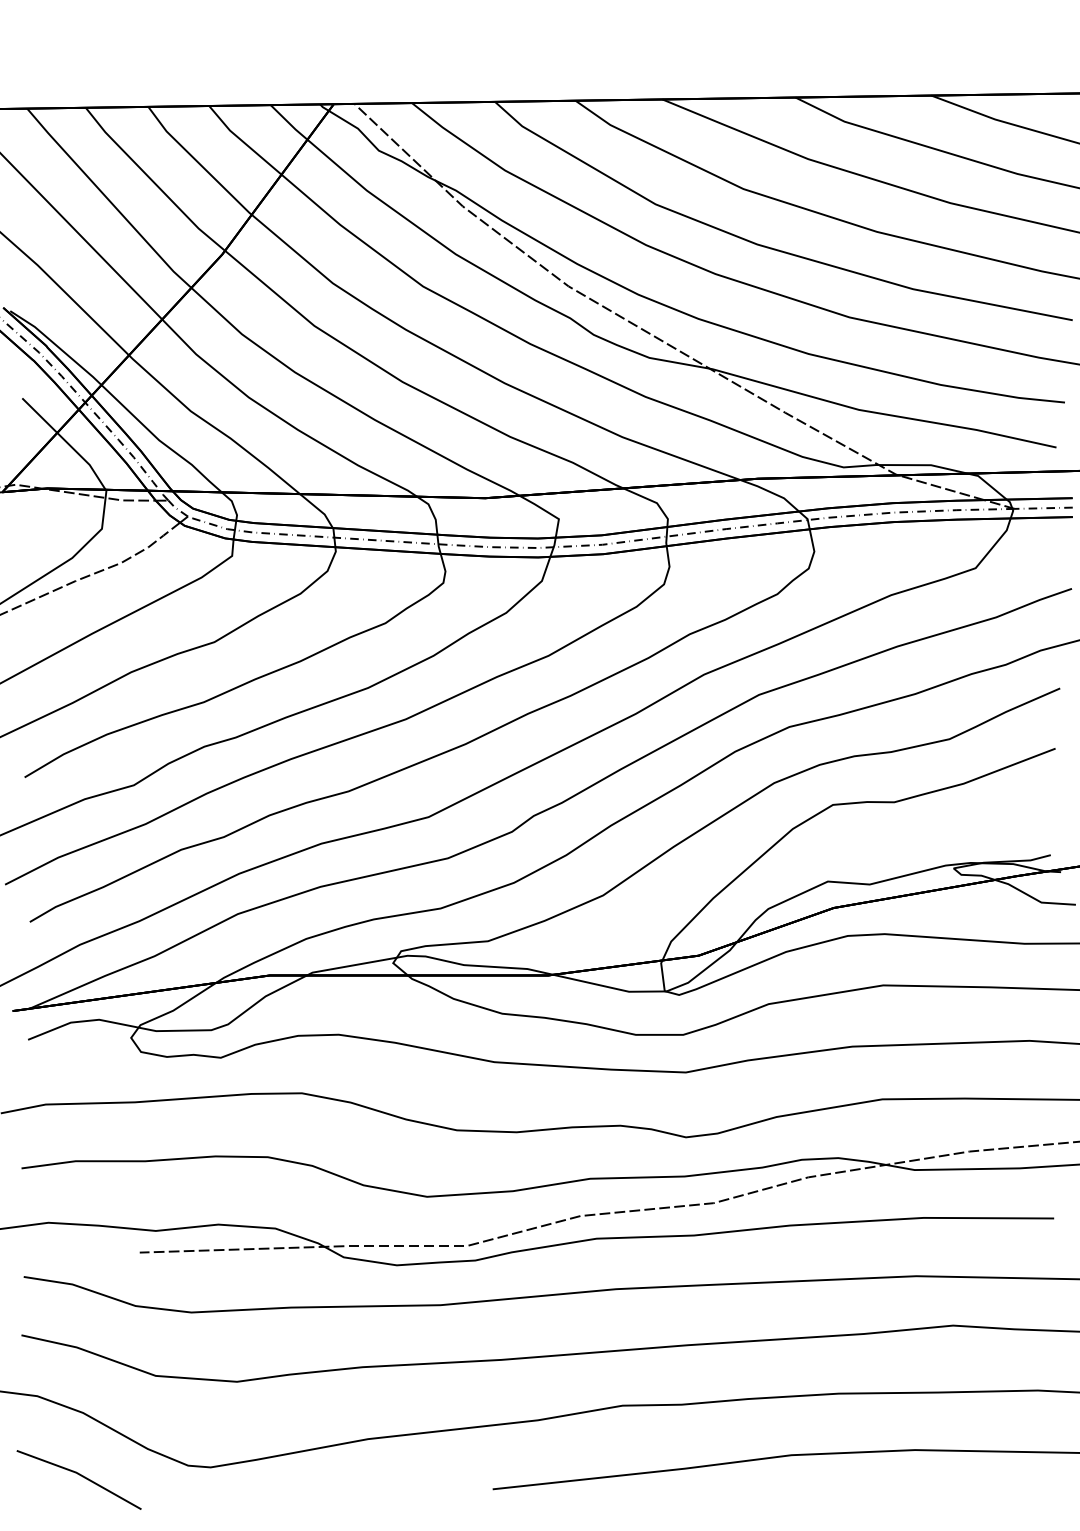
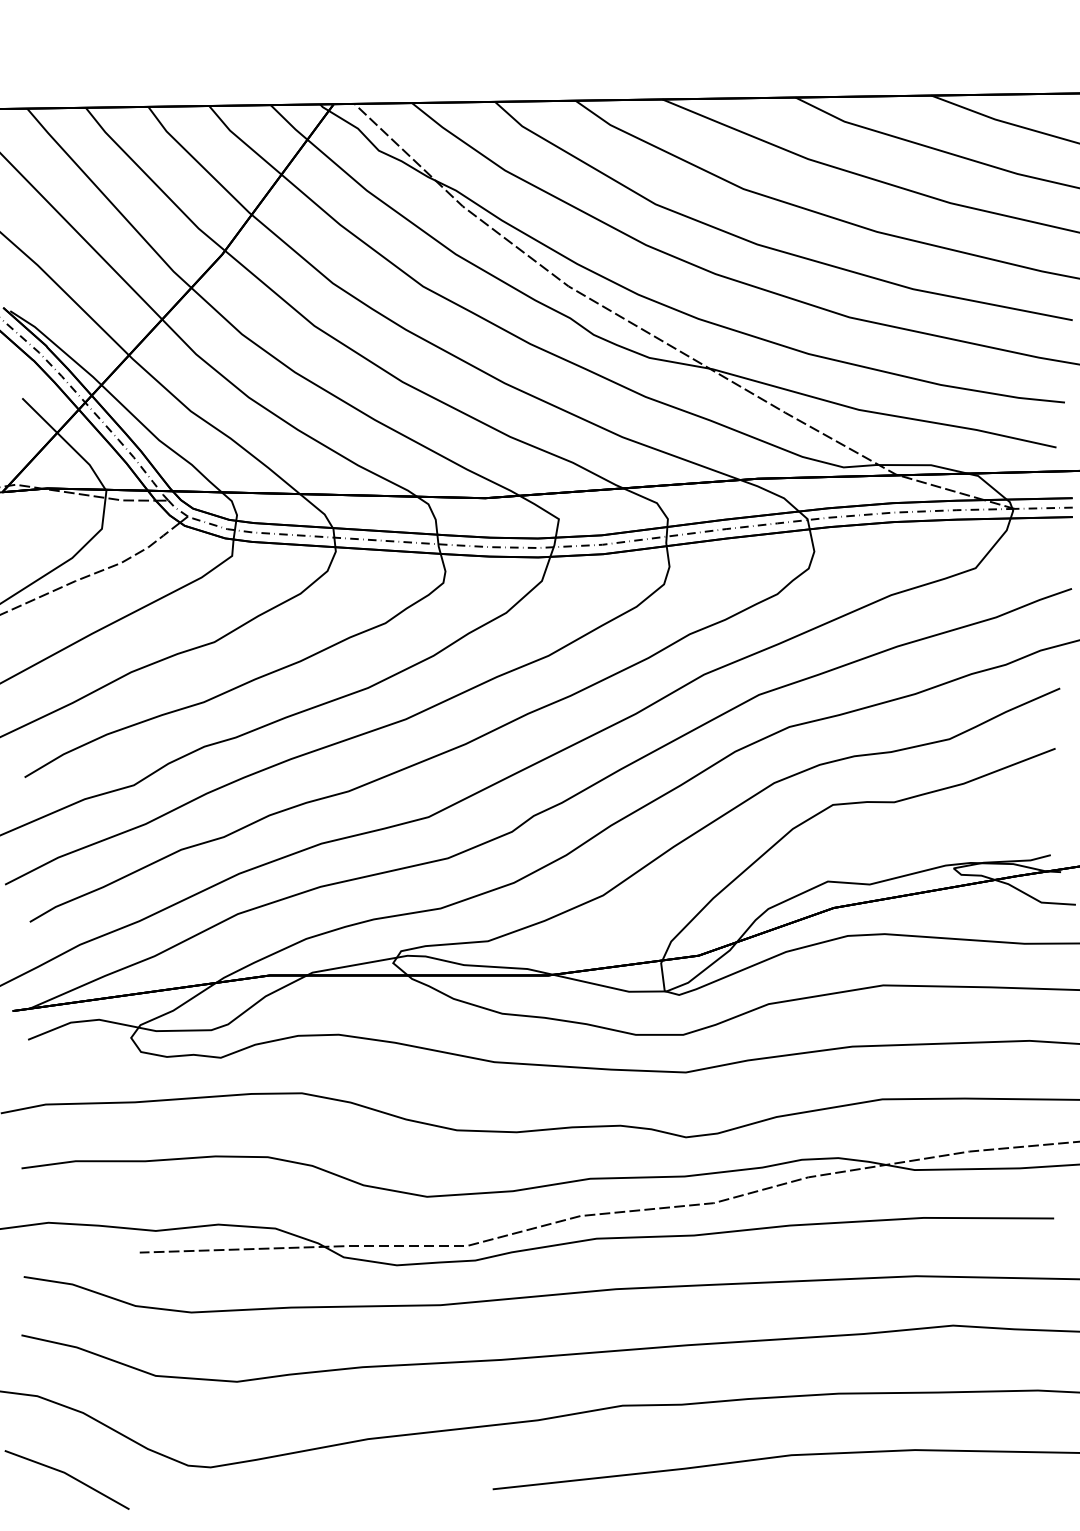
line position: (80, 1476) -> (68, 1476) (68, 1476)
